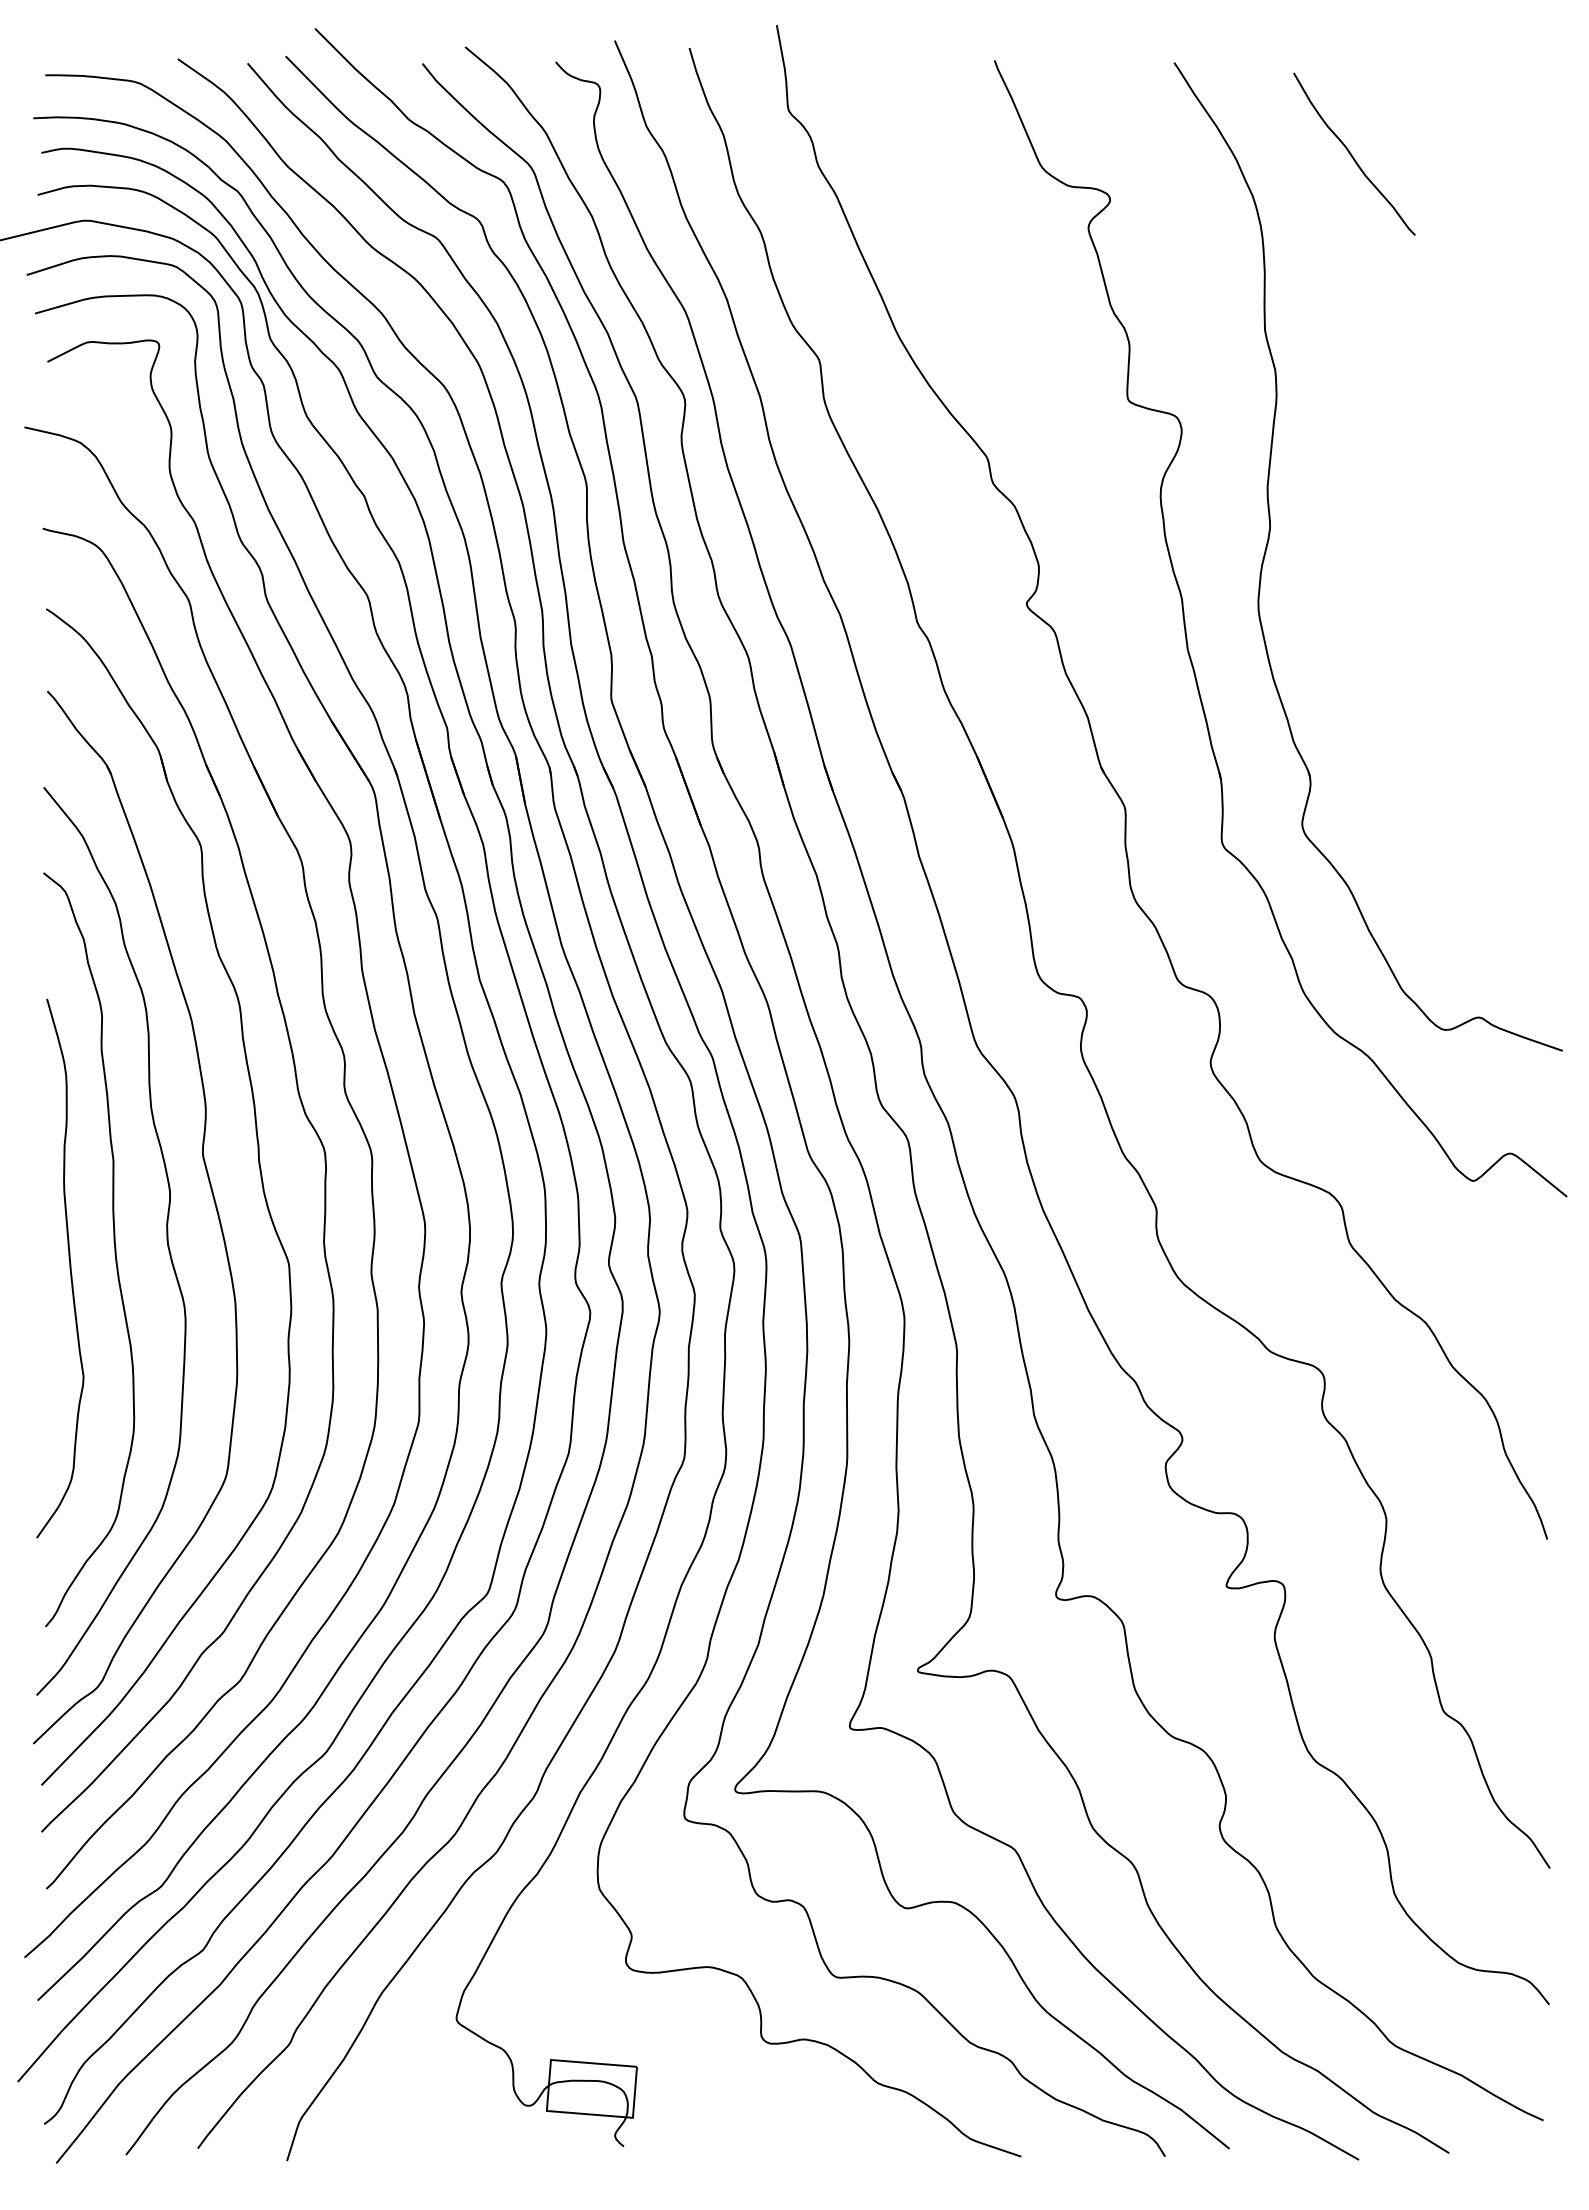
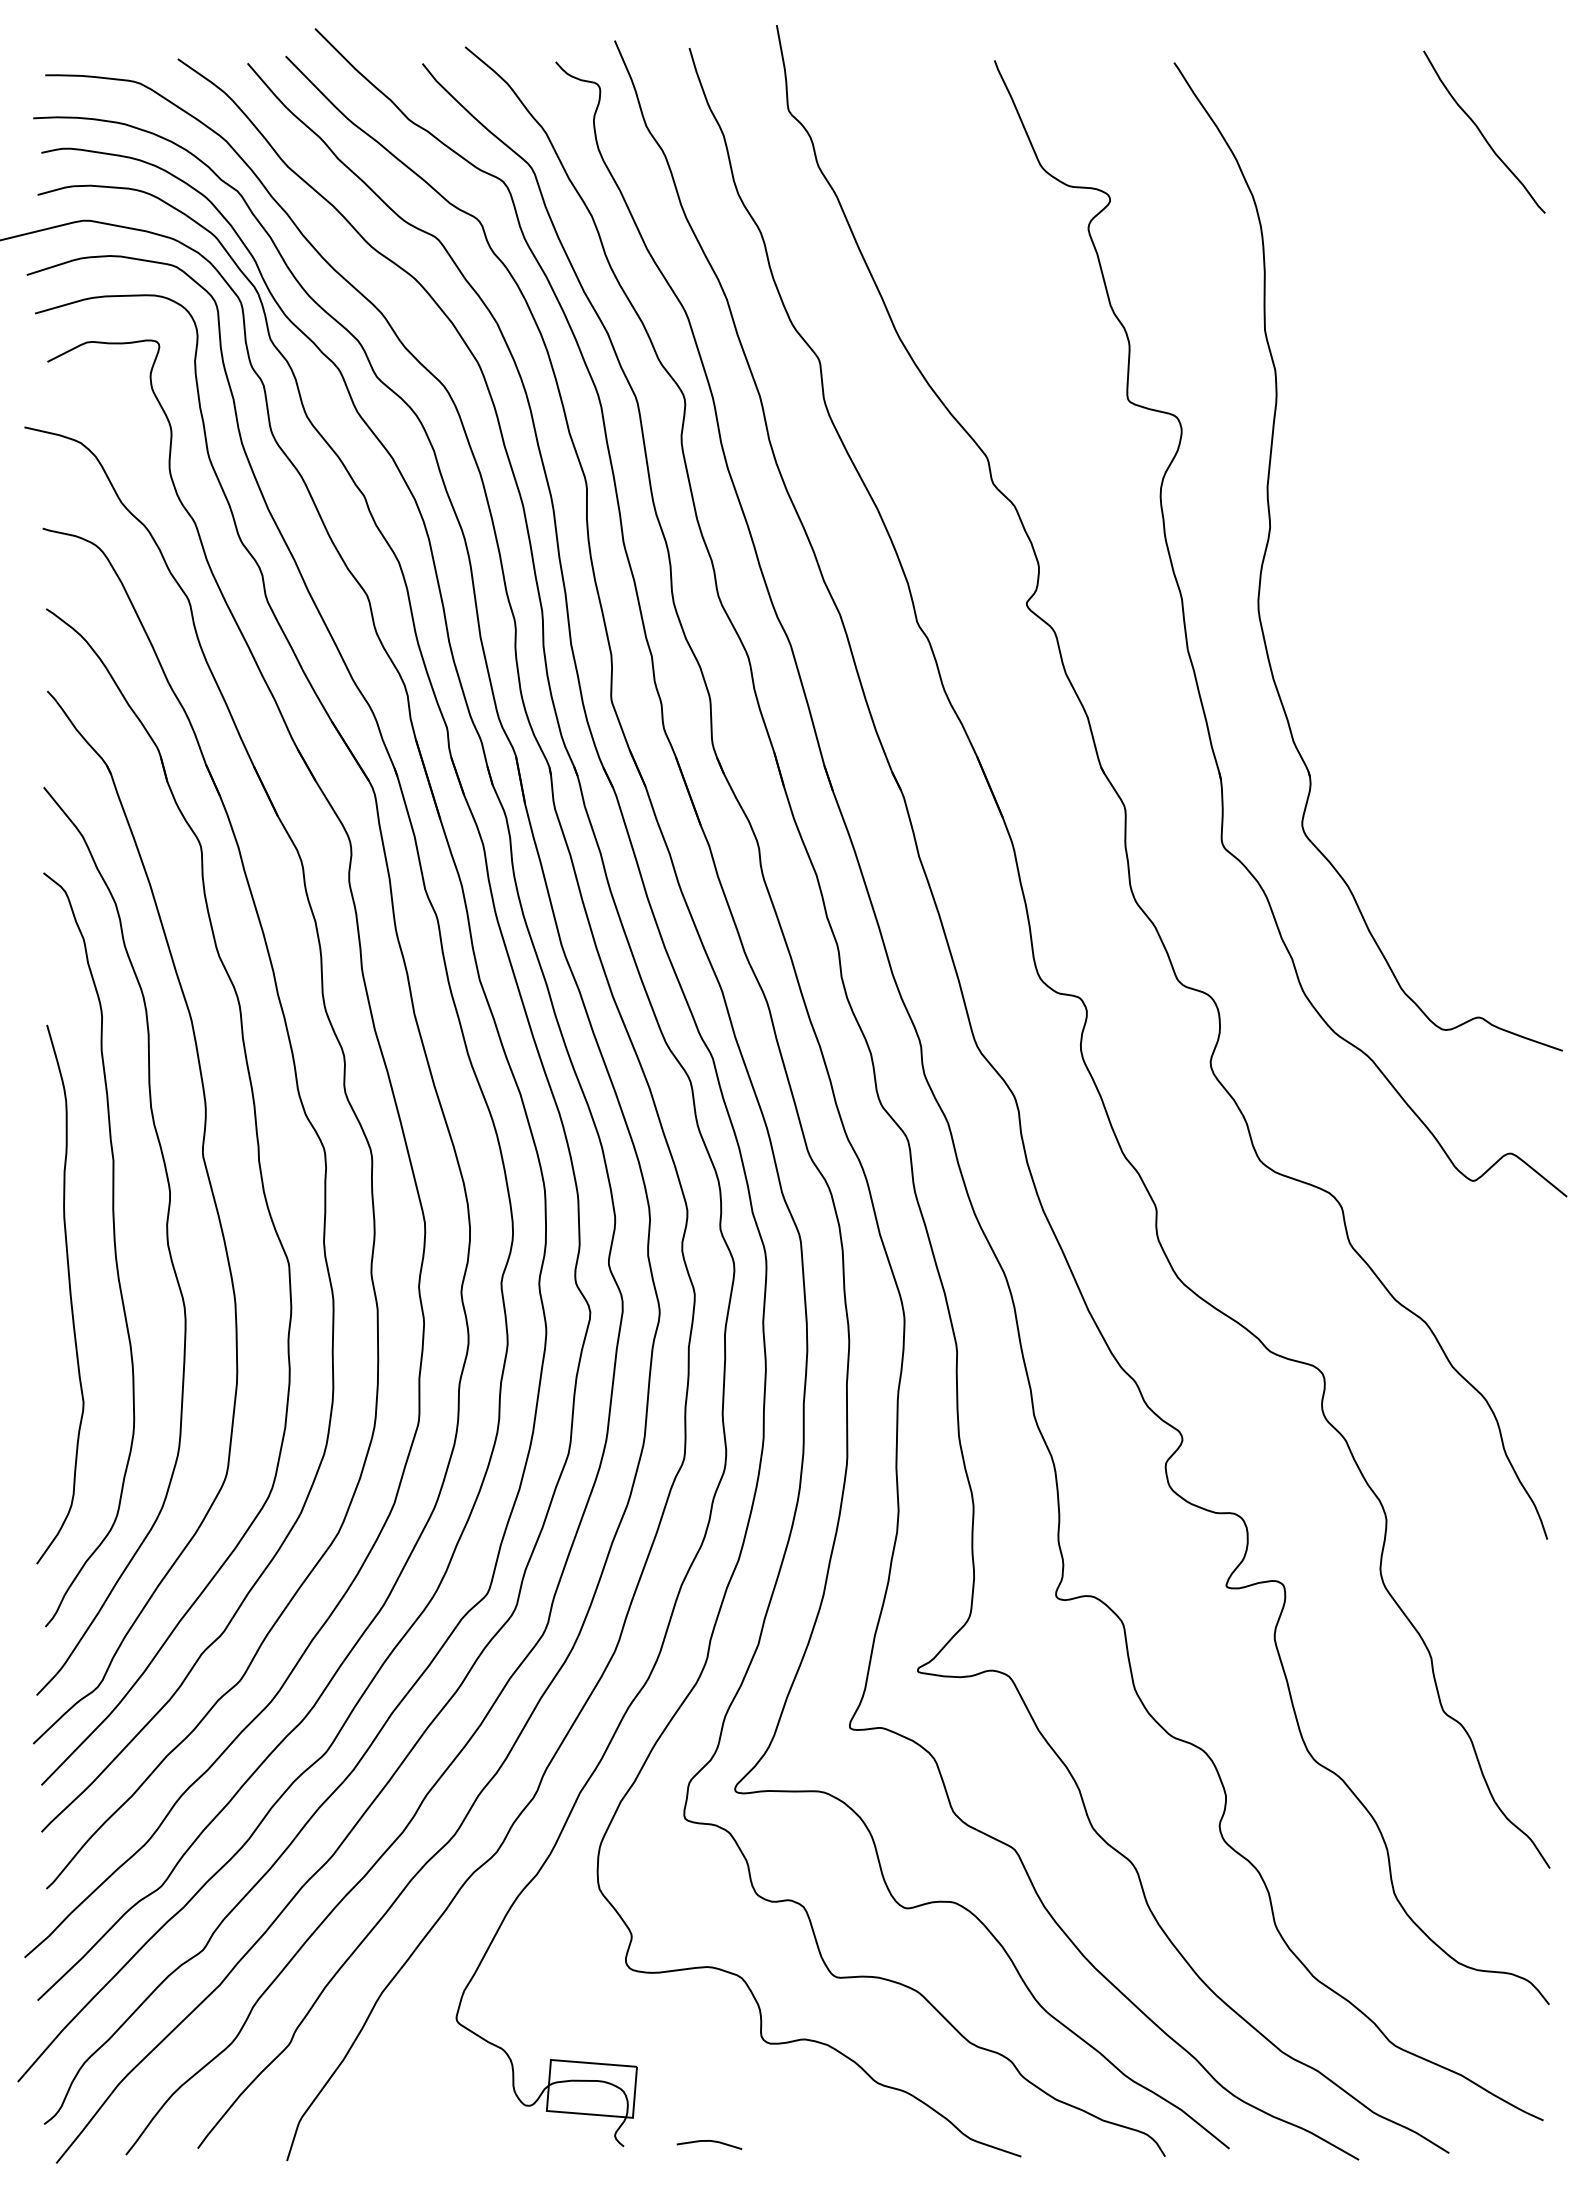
curve position: (1352, 155) -> (1482, 133) (1482, 133)
curve position: (69, 1268) -> (69, 1294) (69, 1294)
line: none -> present (709, 2141)
